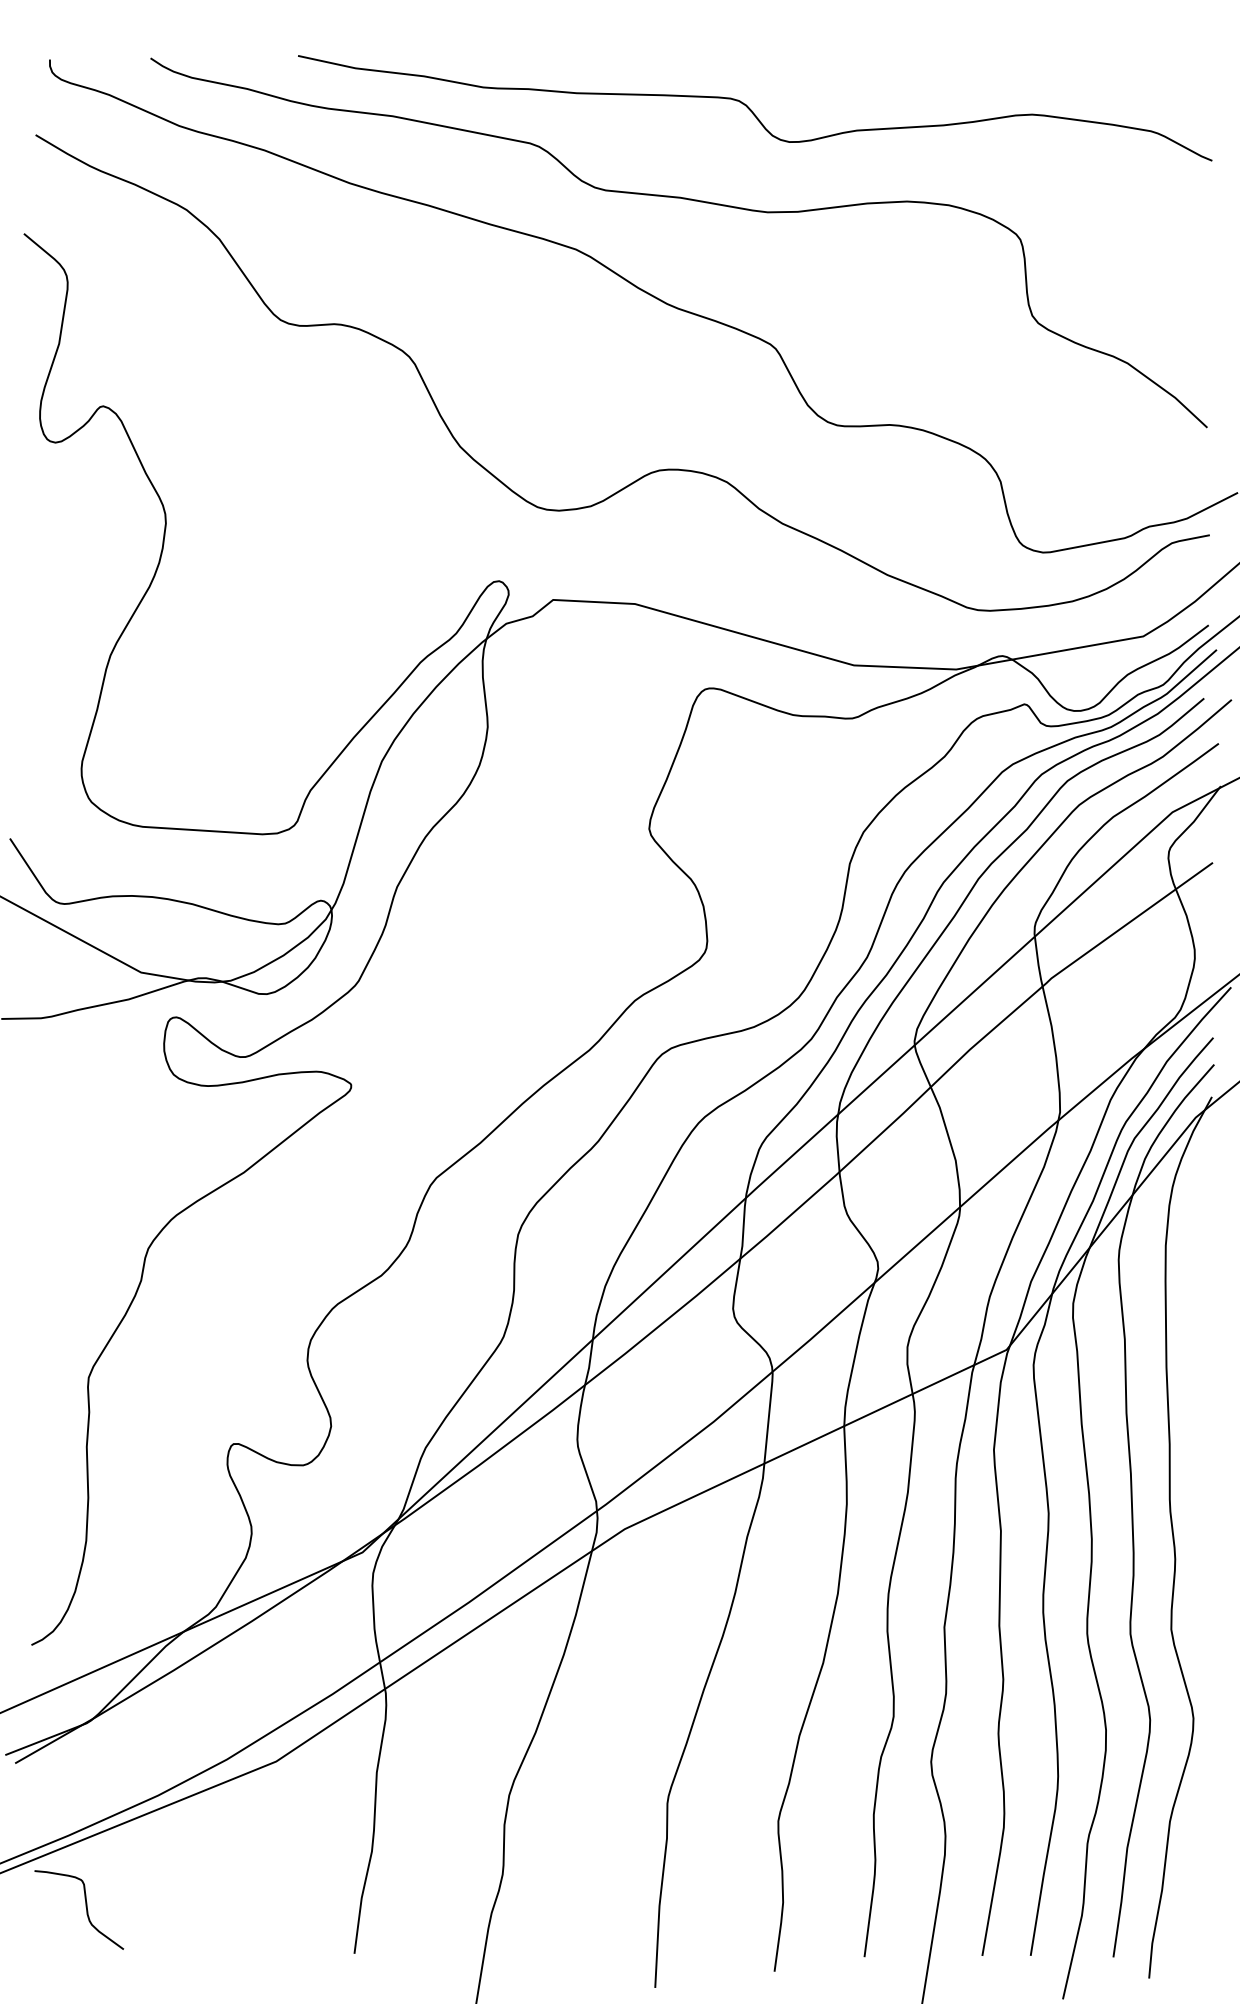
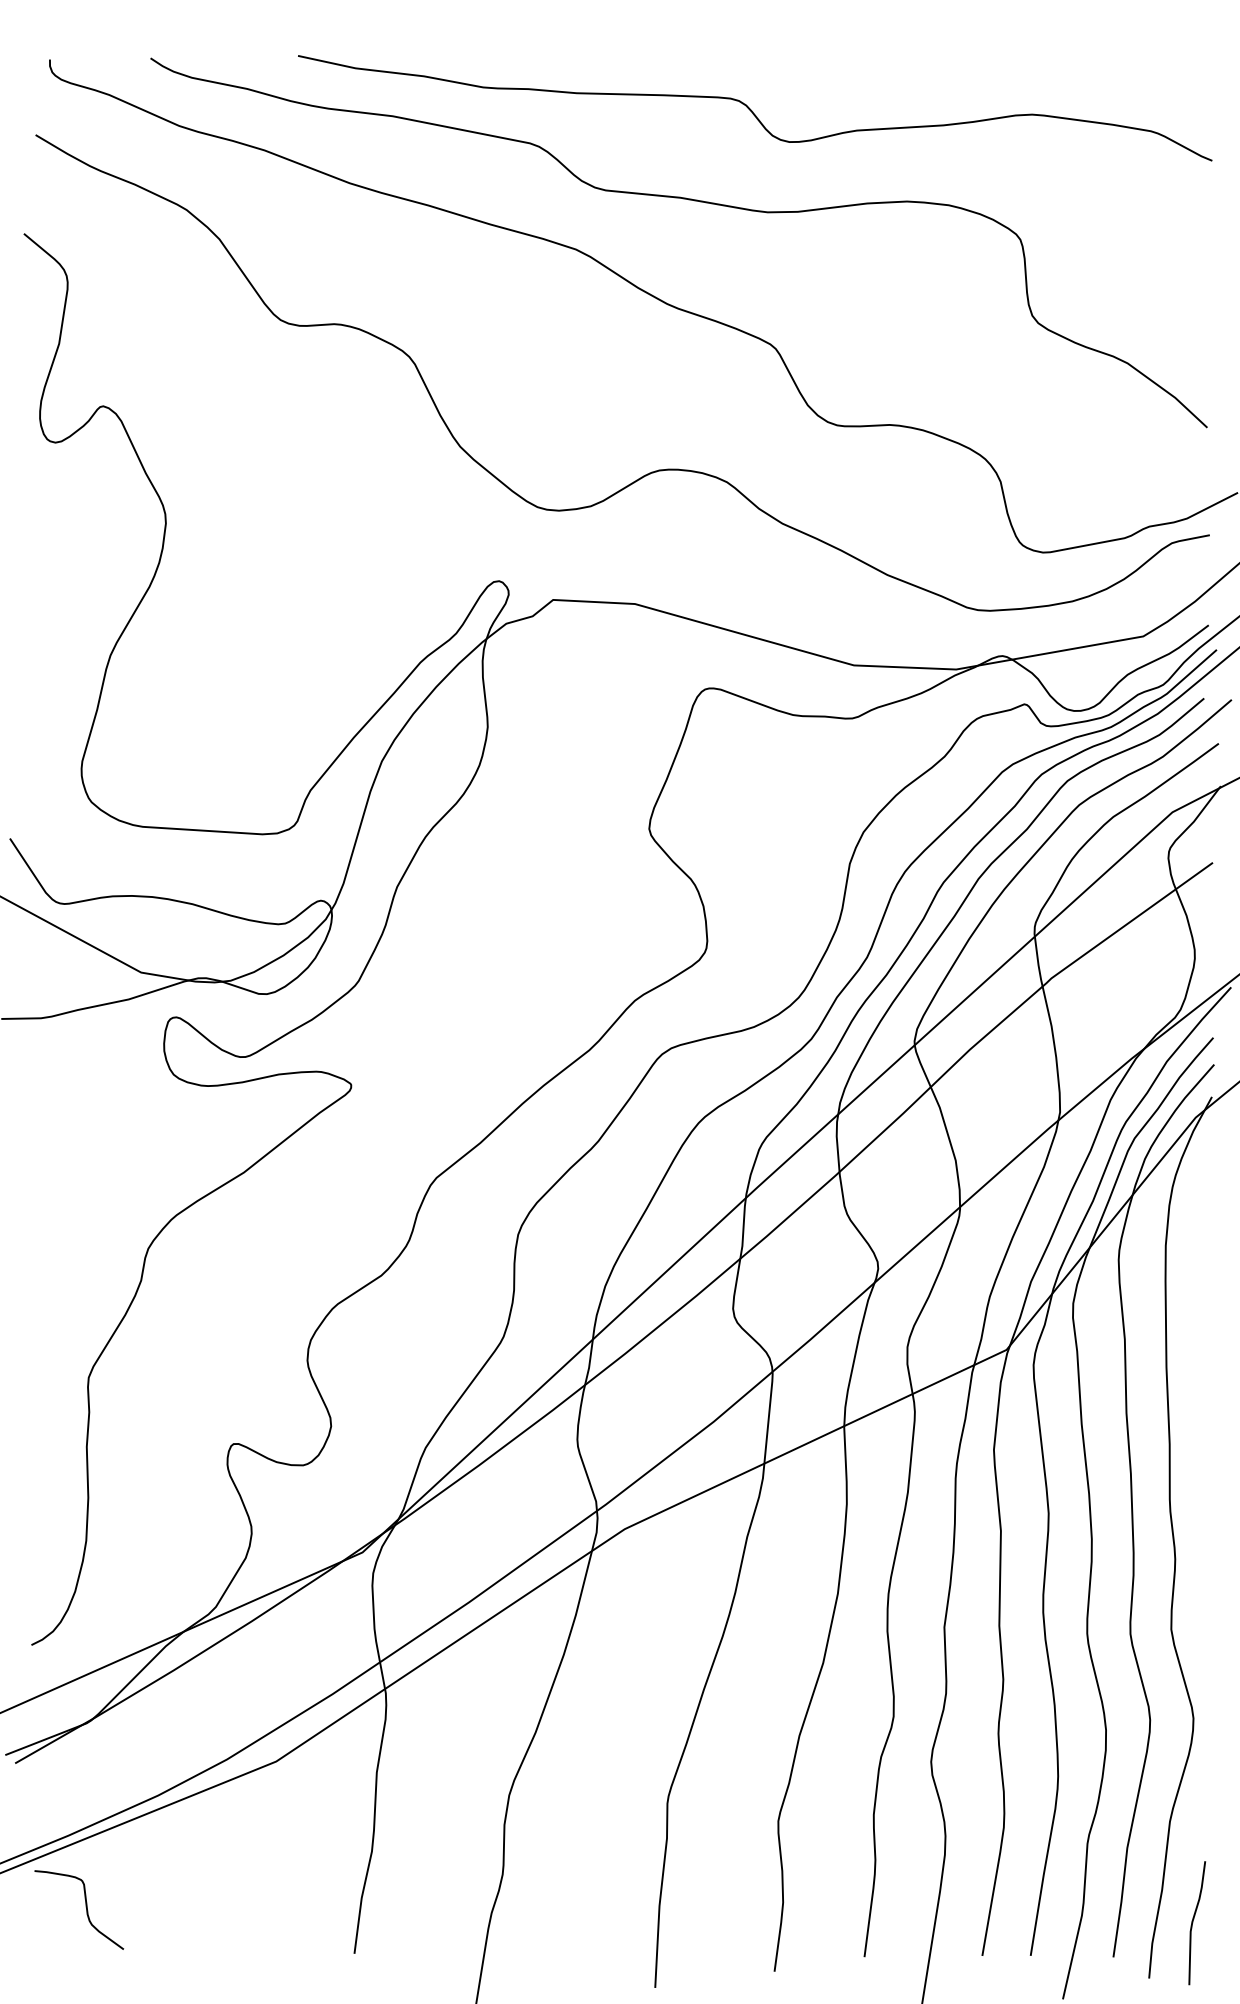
curve: none -> present (1193, 1922)
